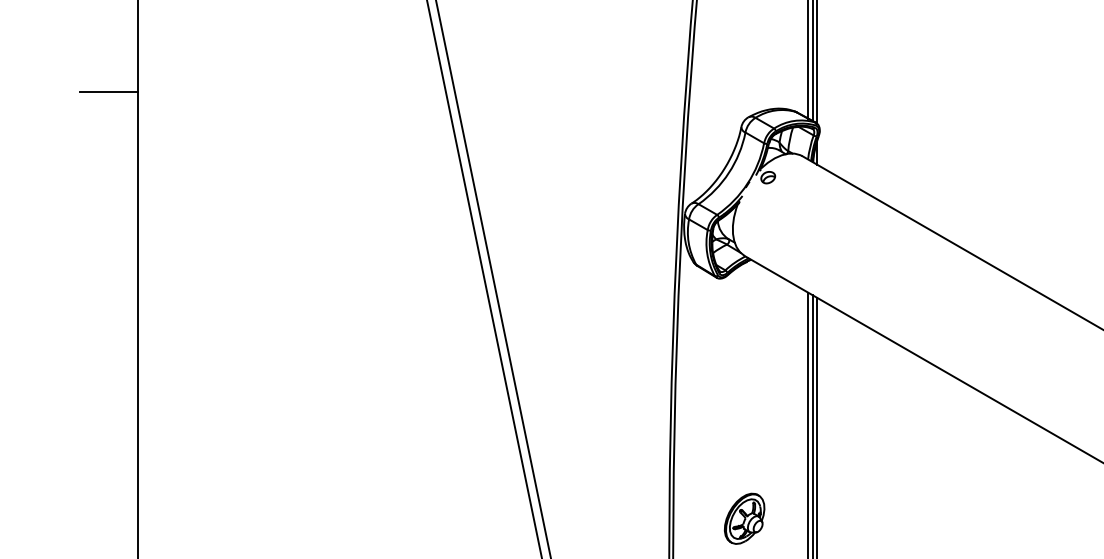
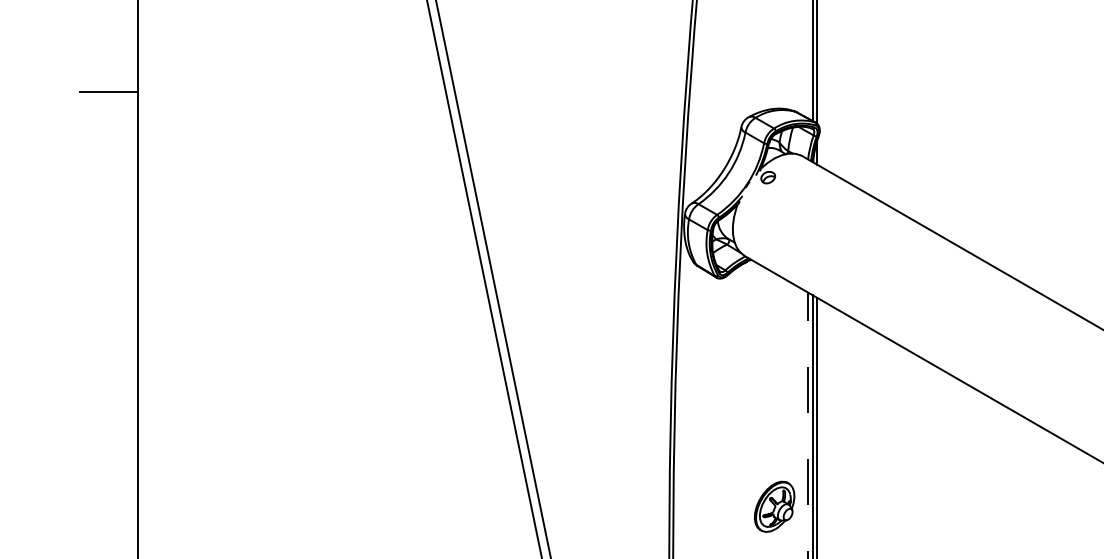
line: present -> none (808, 60)
line: solid -> dashed (808, 425)
part position: (744, 518) -> (774, 506) (774, 506)
